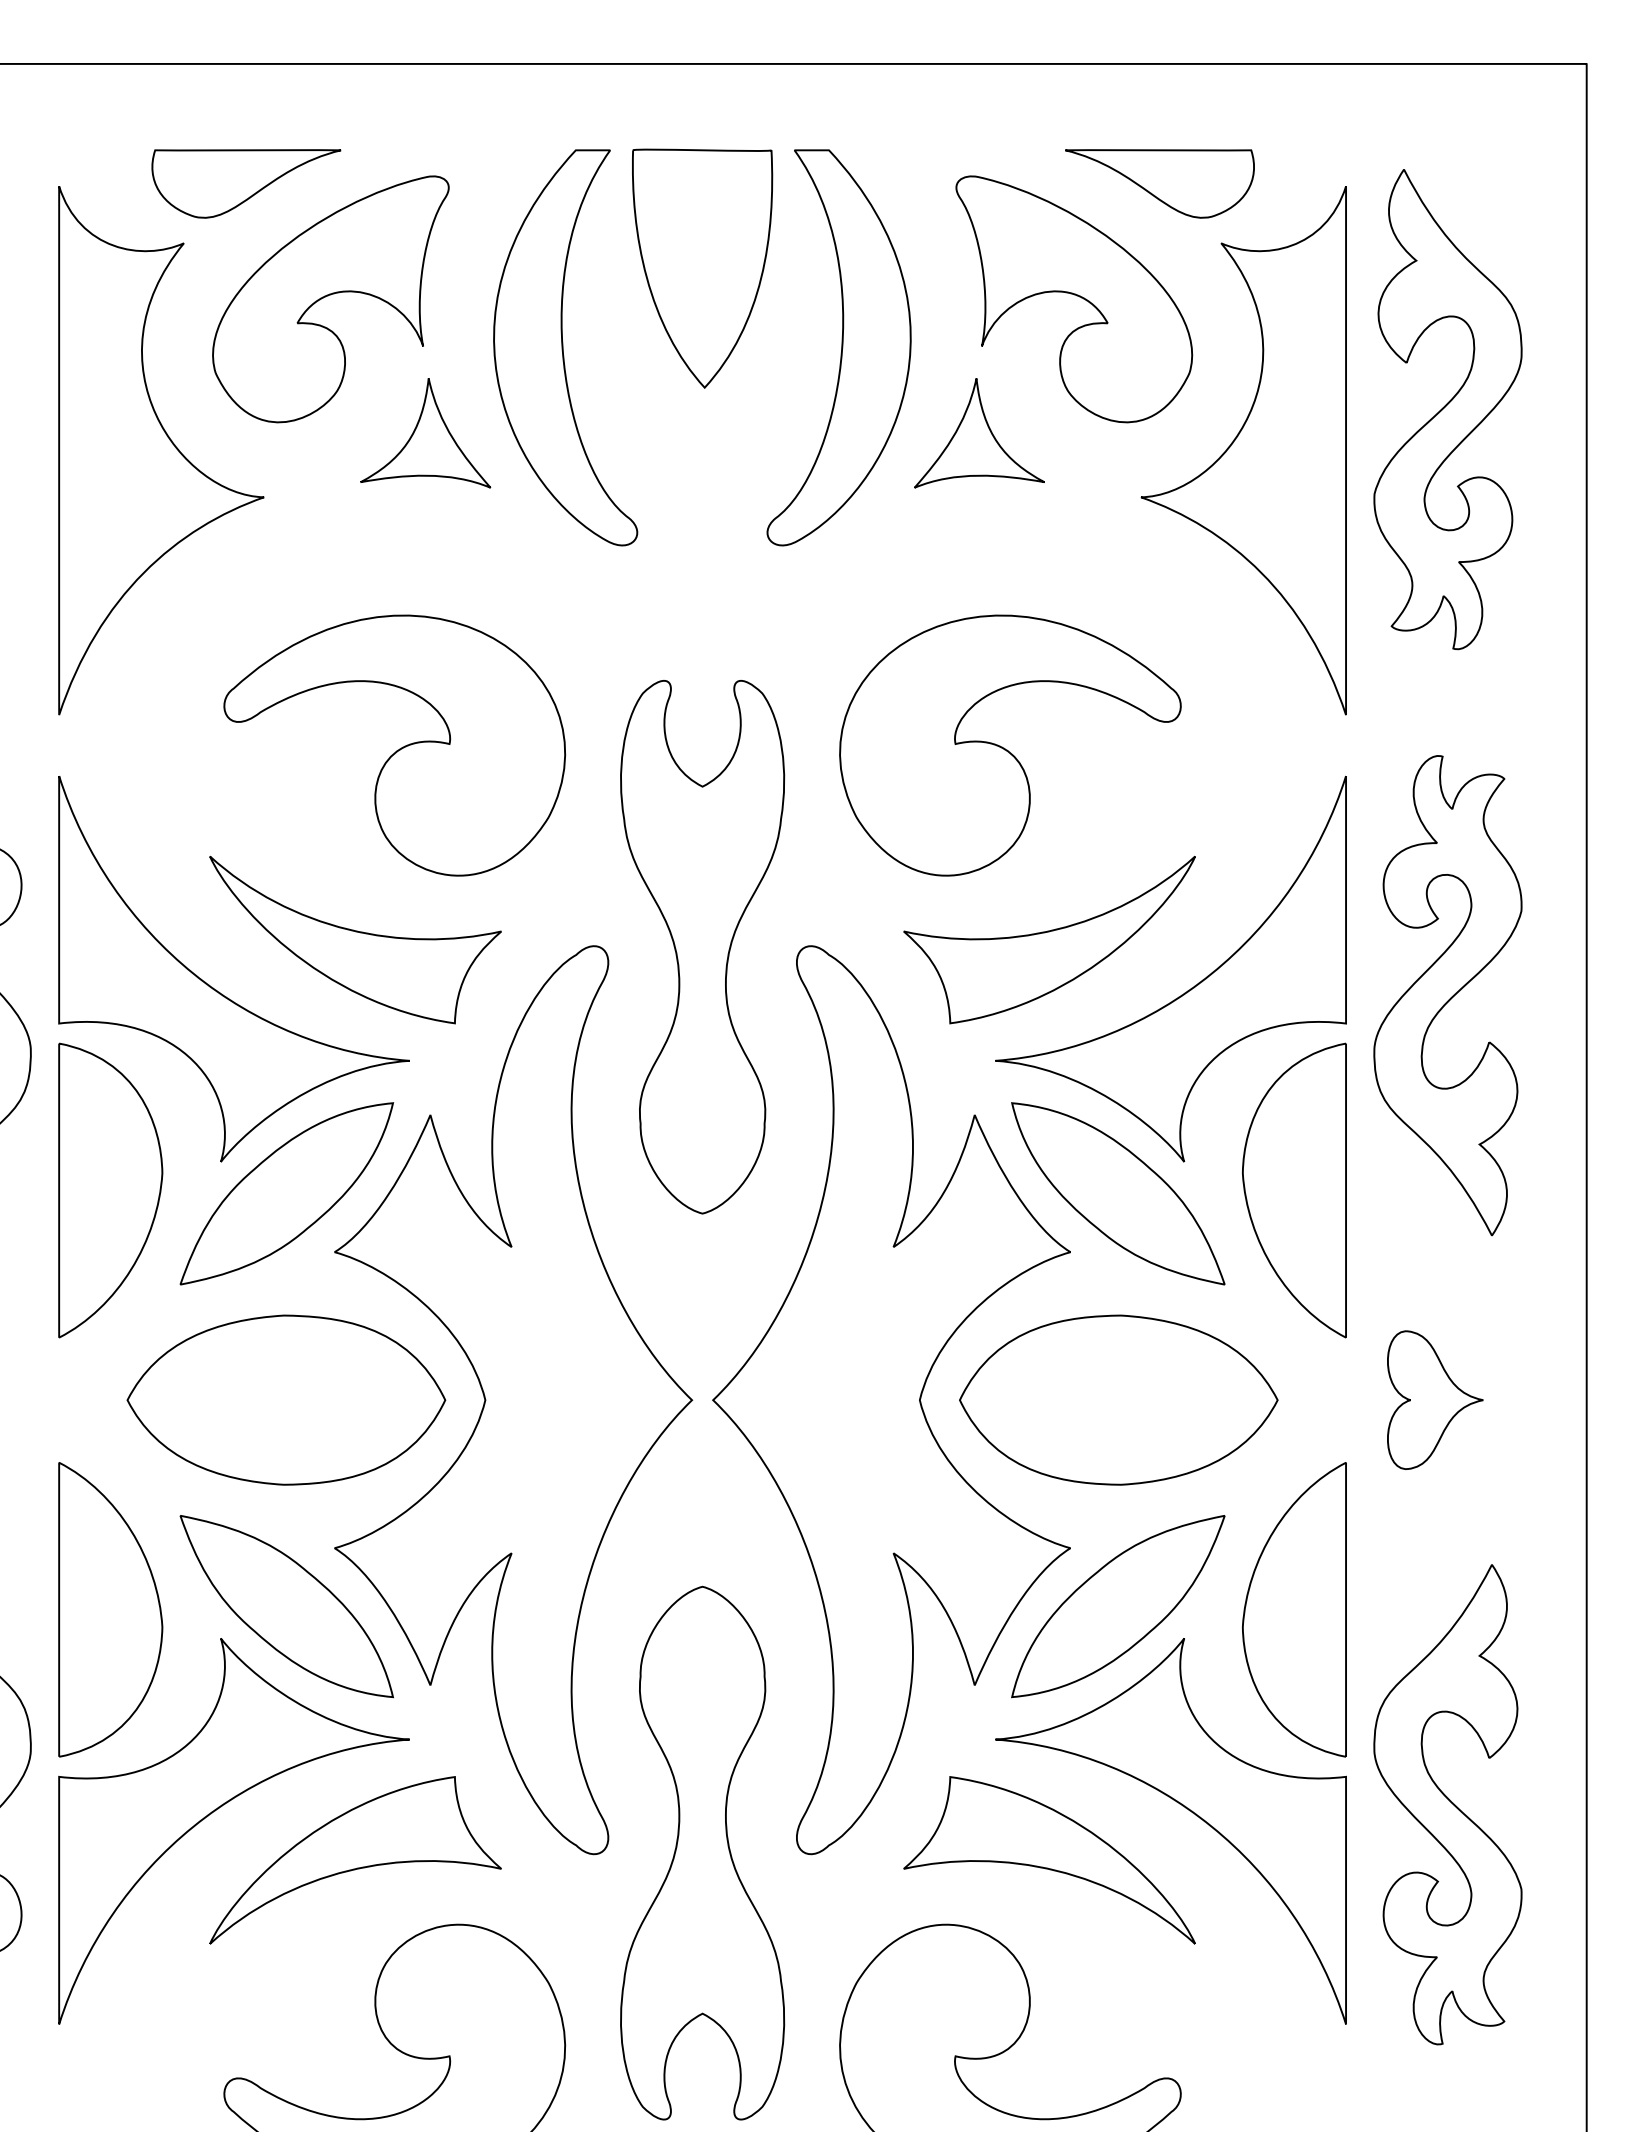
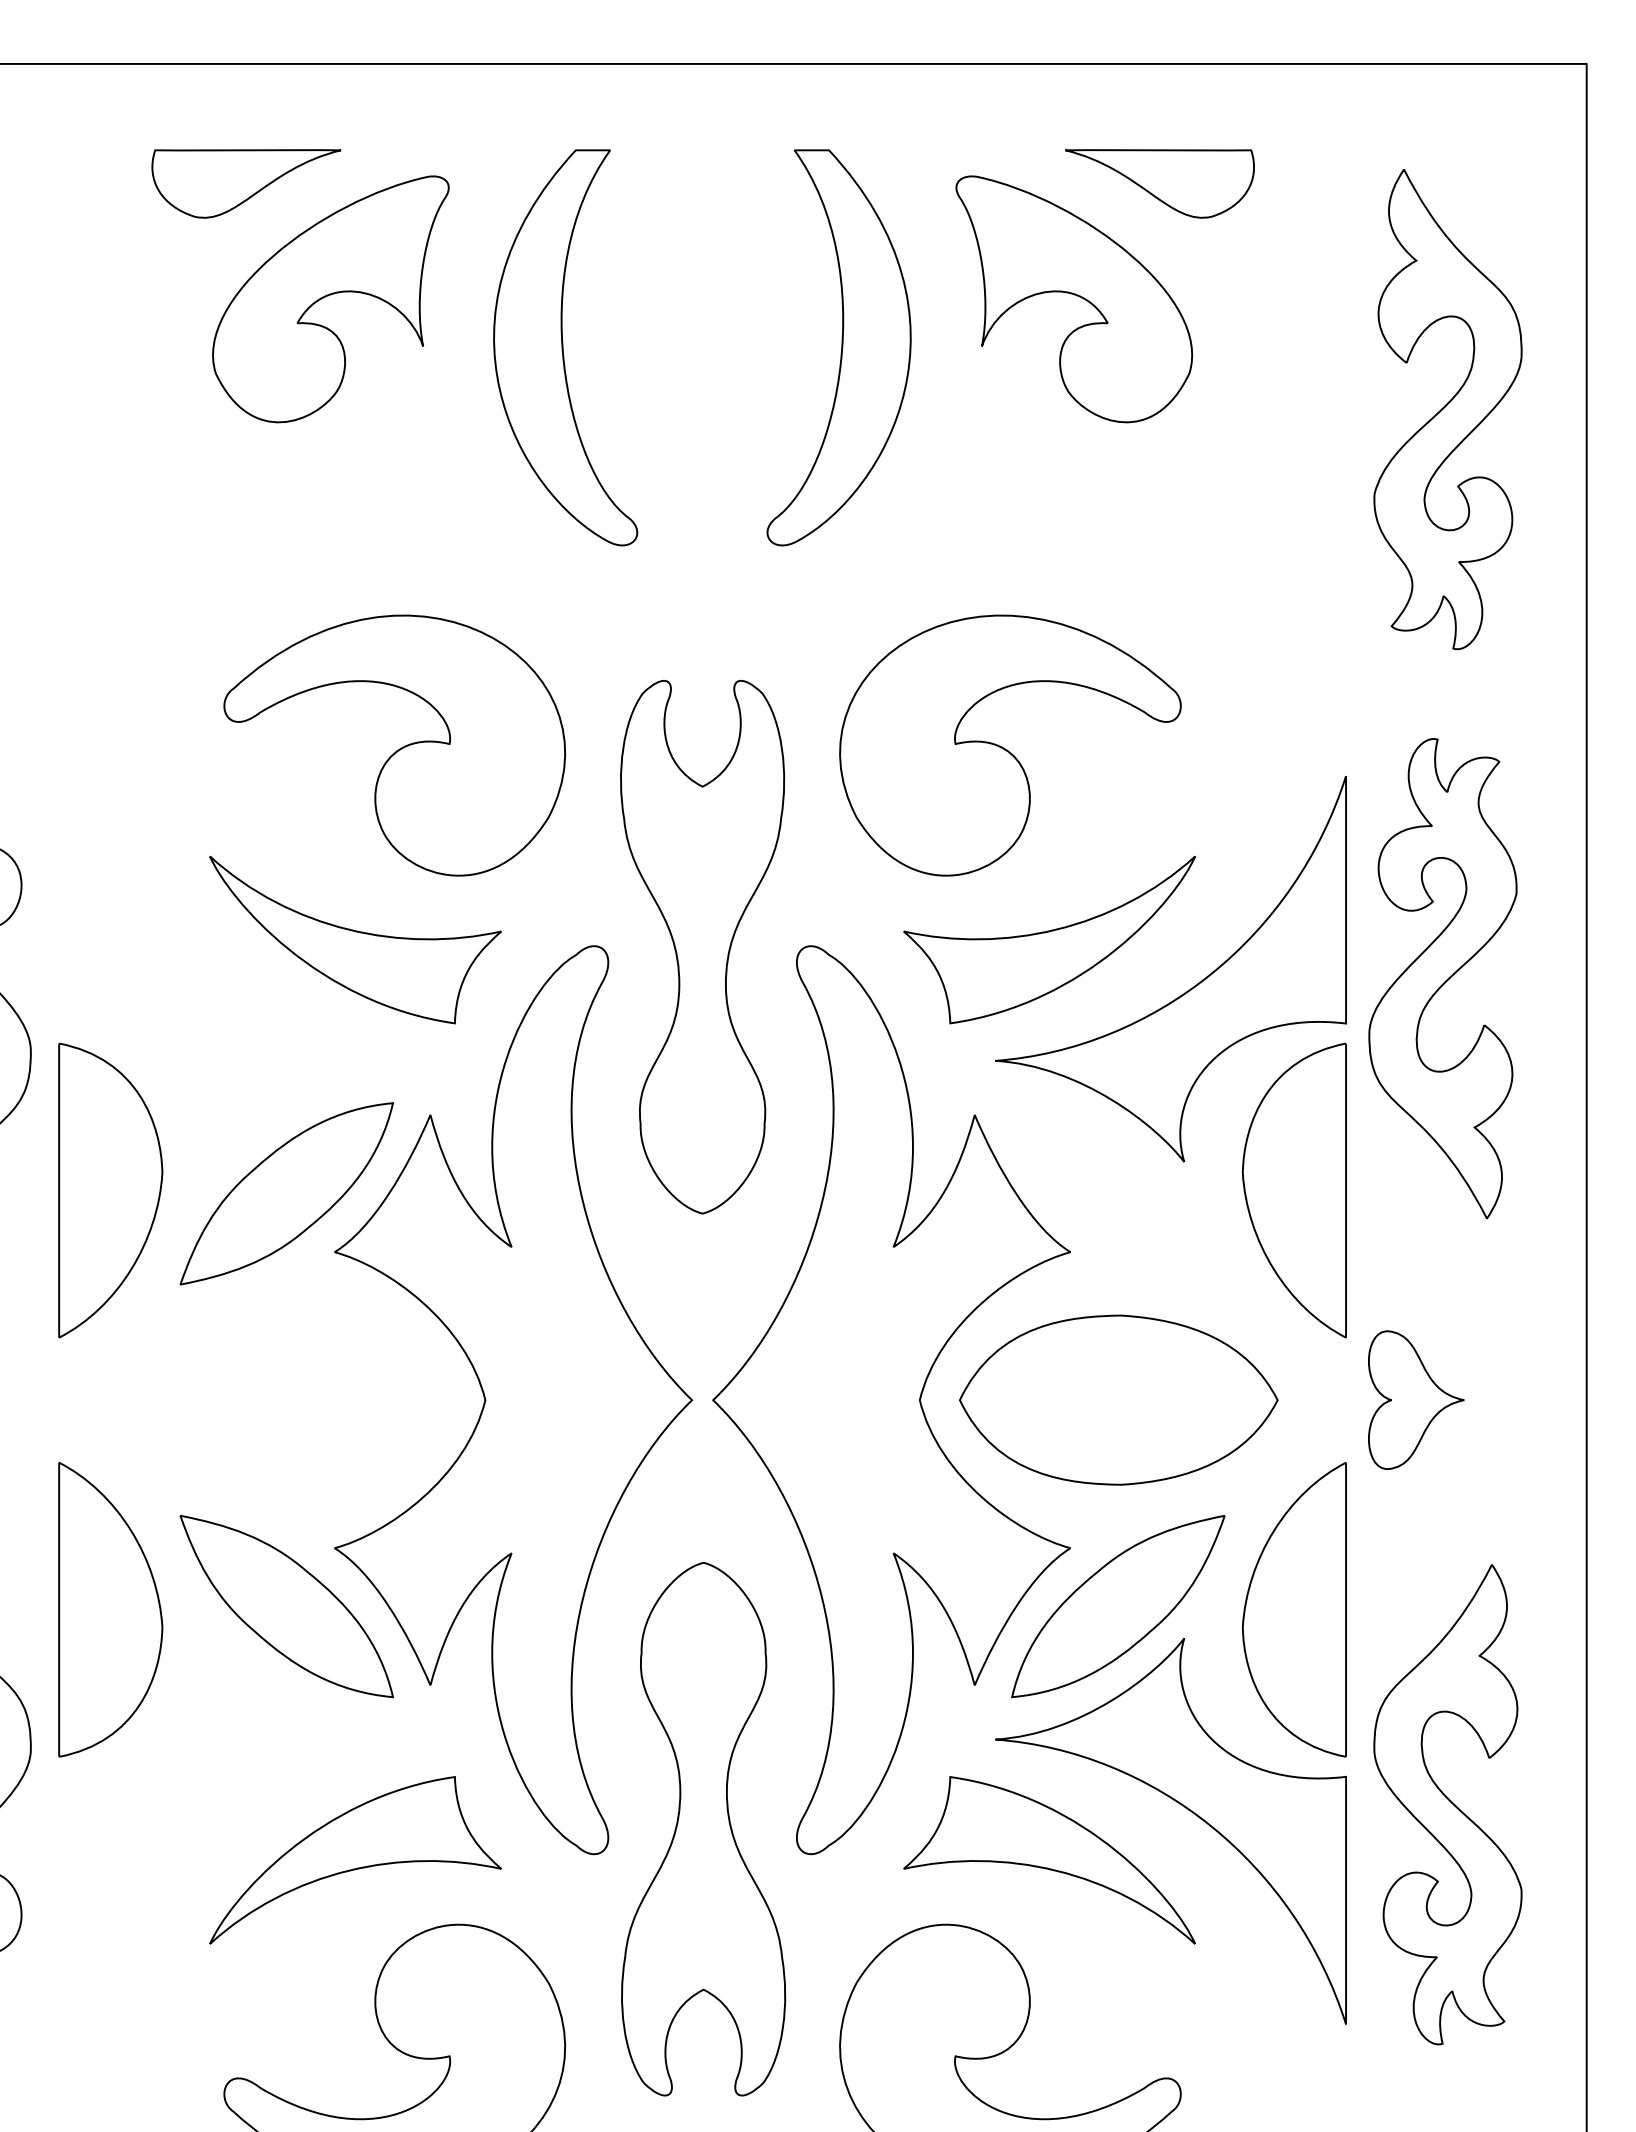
part: present -> none (702, 268)
part: present -> none (425, 433)
part: present -> none (979, 433)
part: present -> none (161, 450)
part: present -> none (1243, 450)
part: present -> none (219, 991)
part position: (1447, 995) -> (1442, 978) (1442, 978)
part: present -> none (1118, 1193)
part: present -> none (286, 1399)
part position: (1435, 1399) -> (1416, 1399) (1416, 1399)
part: present -> none (218, 1809)
part position: (702, 1852) -> (703, 1828) (703, 1828)
